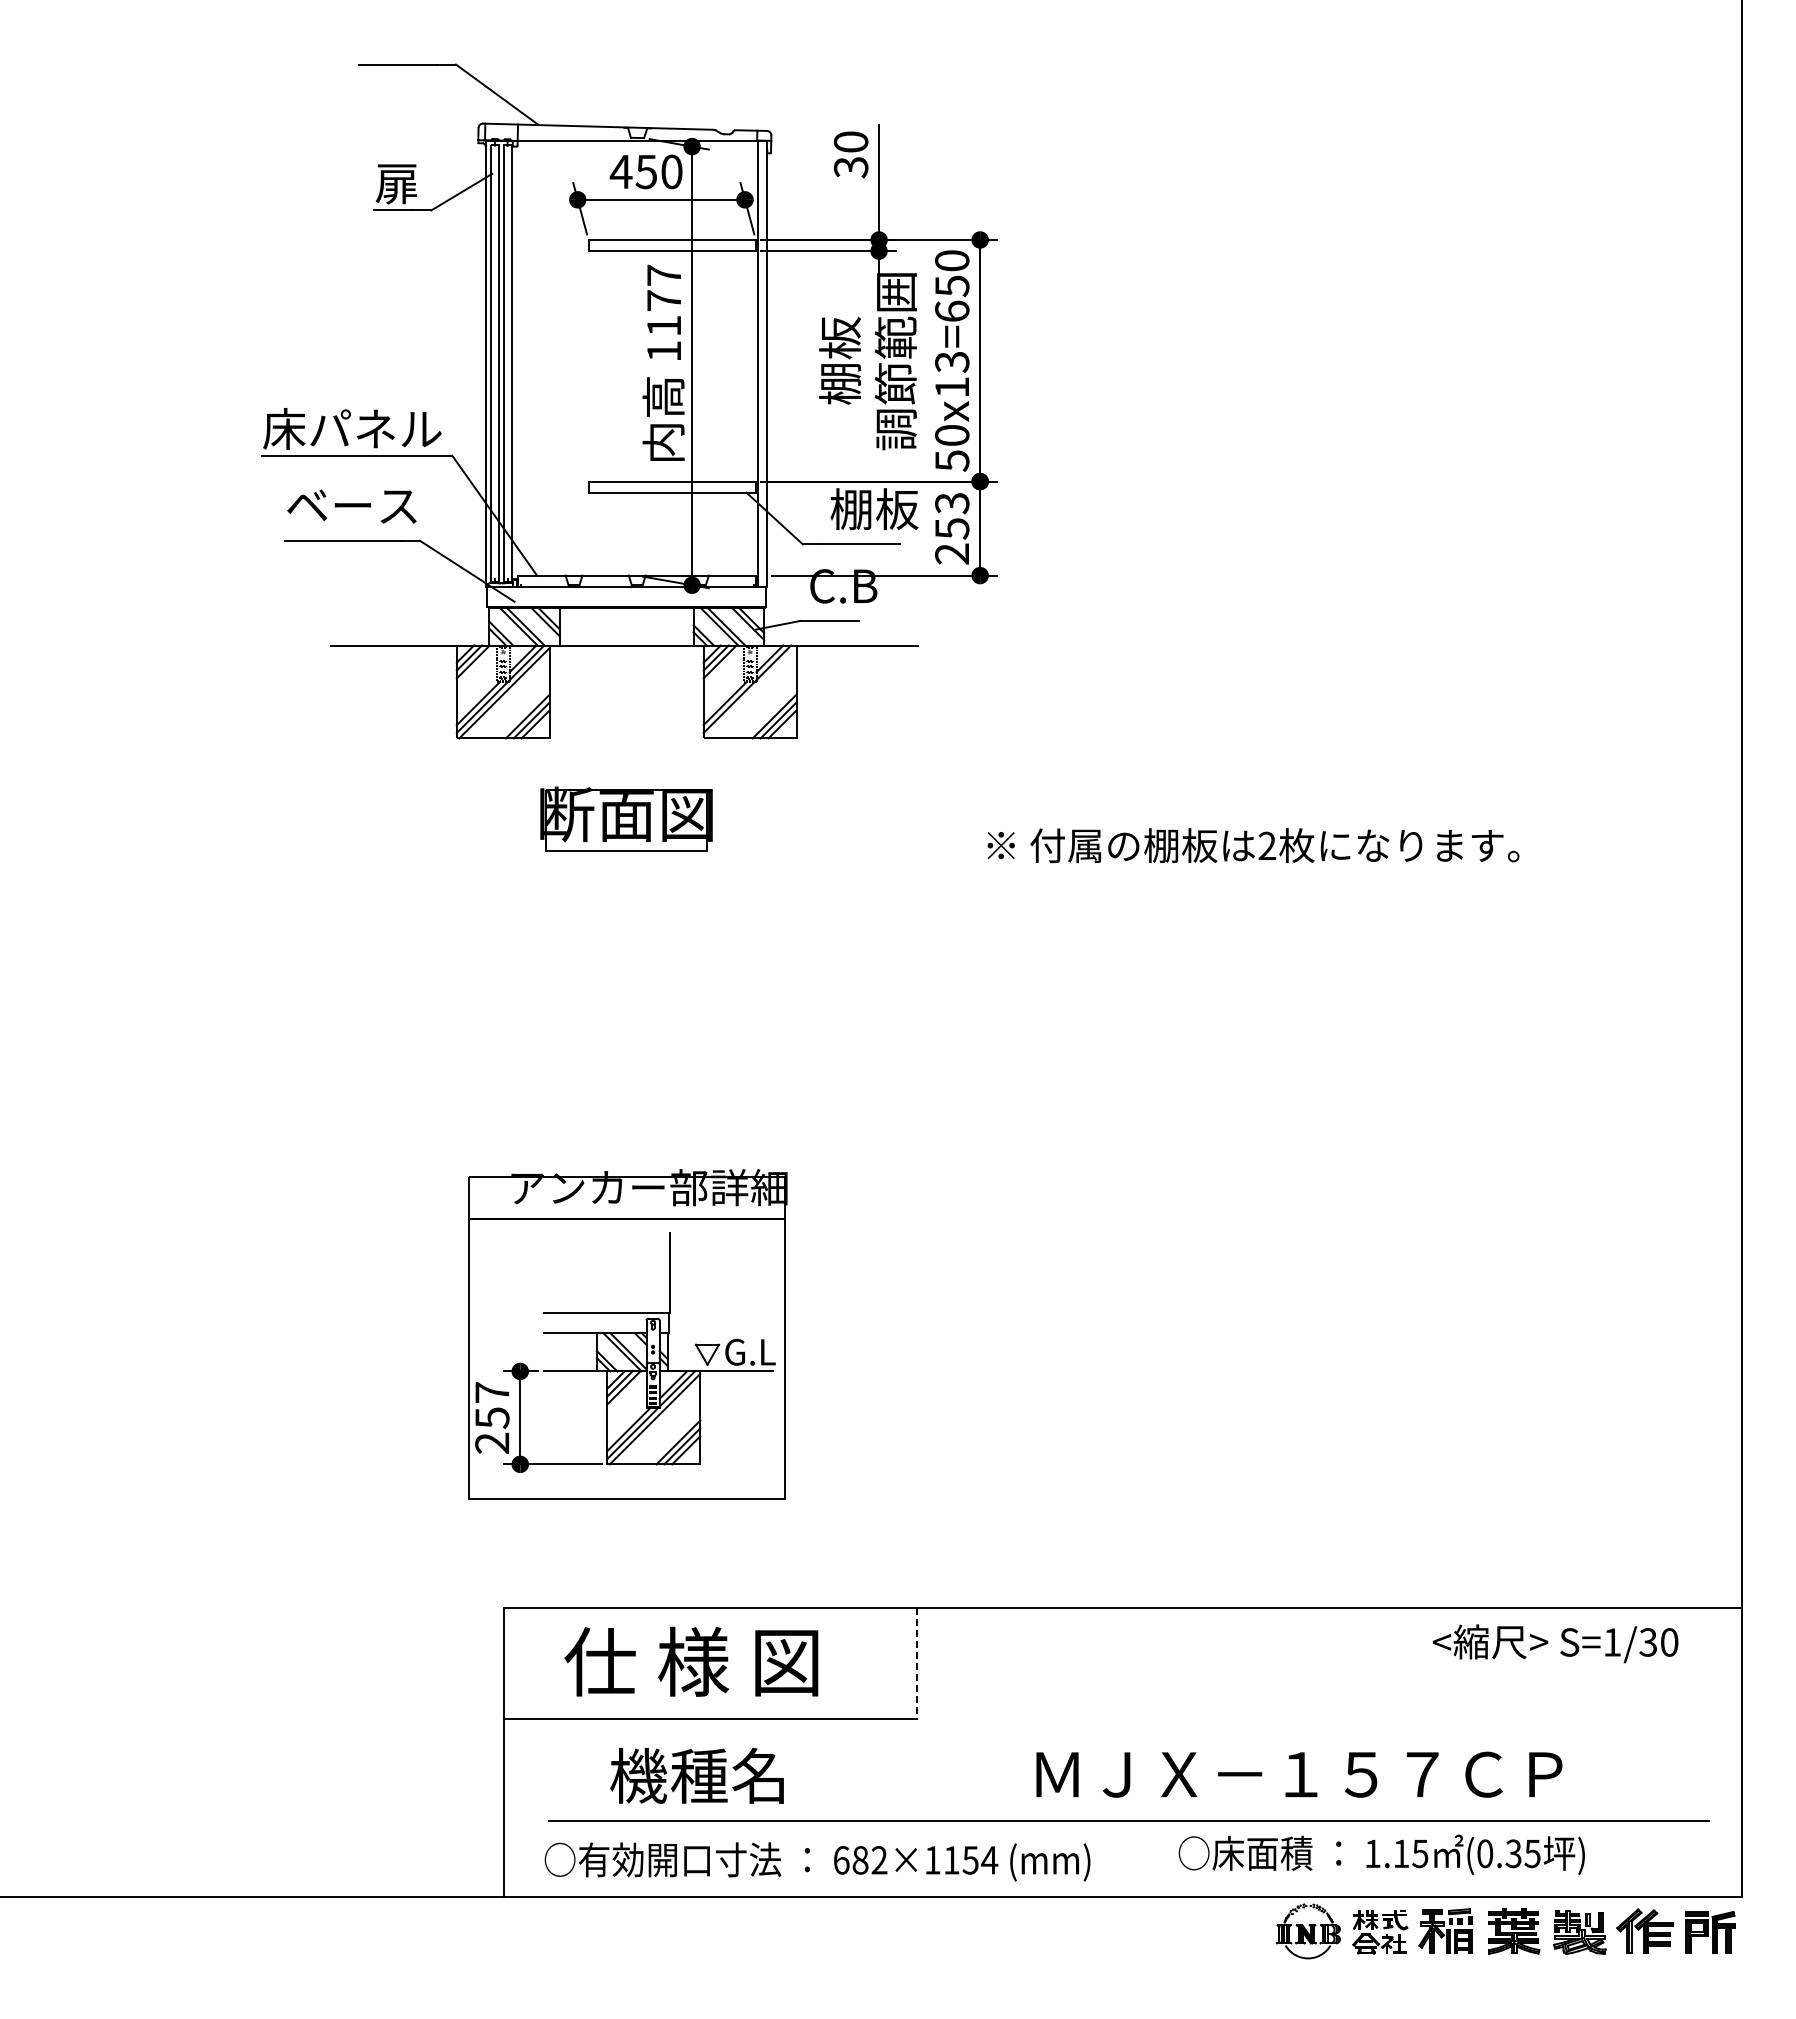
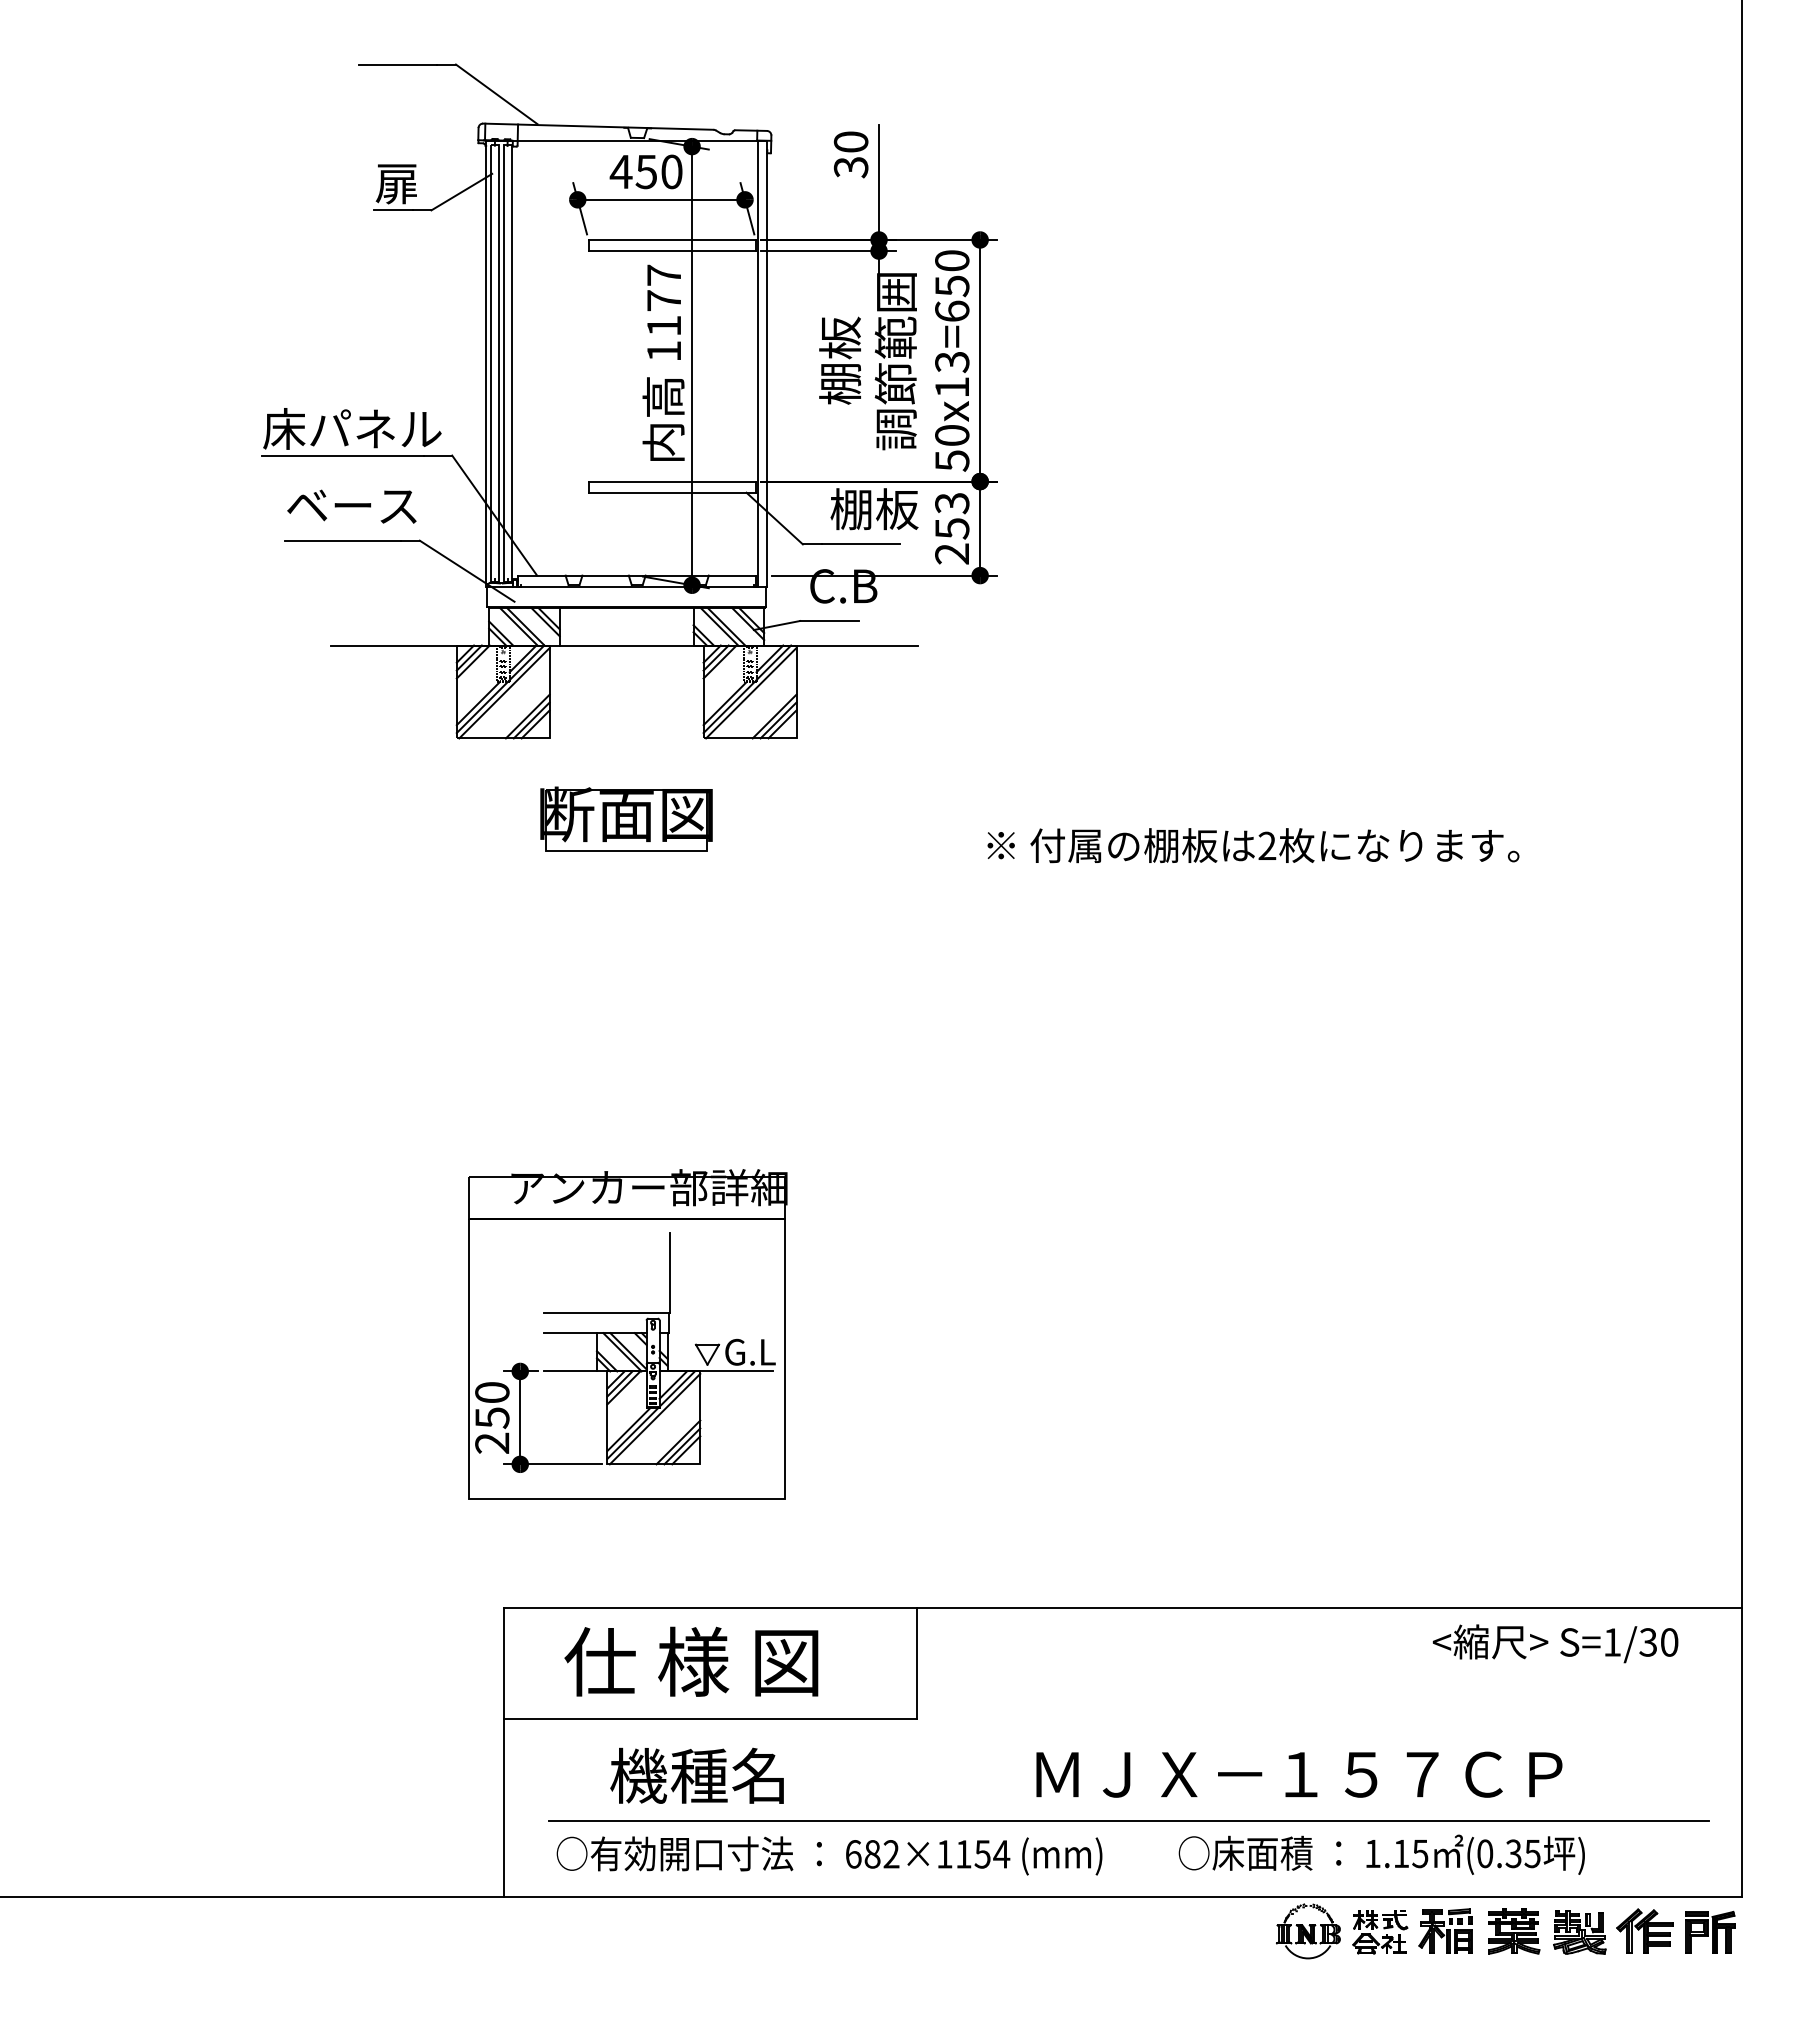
line: none -> present (751, 692)
text: 257 -> 250 (492, 1392)
line: dashed -> solid (916, 1663)
text position: (817, 1861) -> (829, 1855) (829, 1855)
